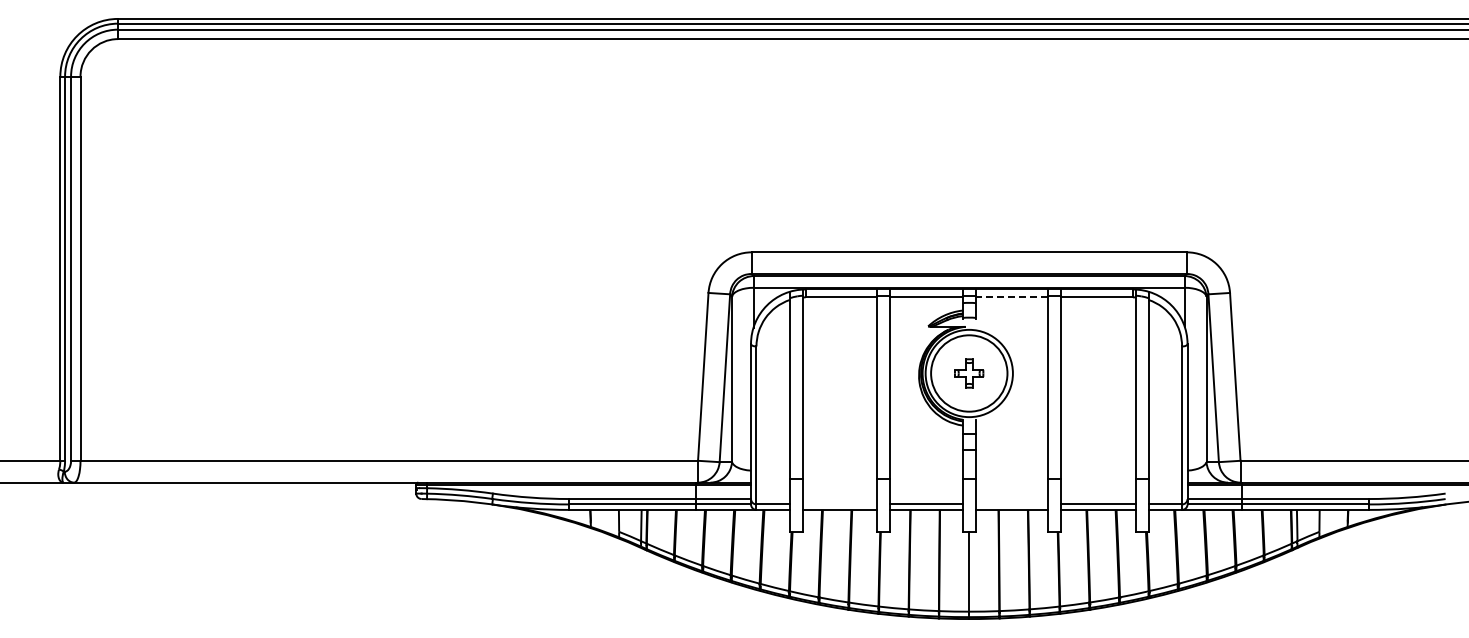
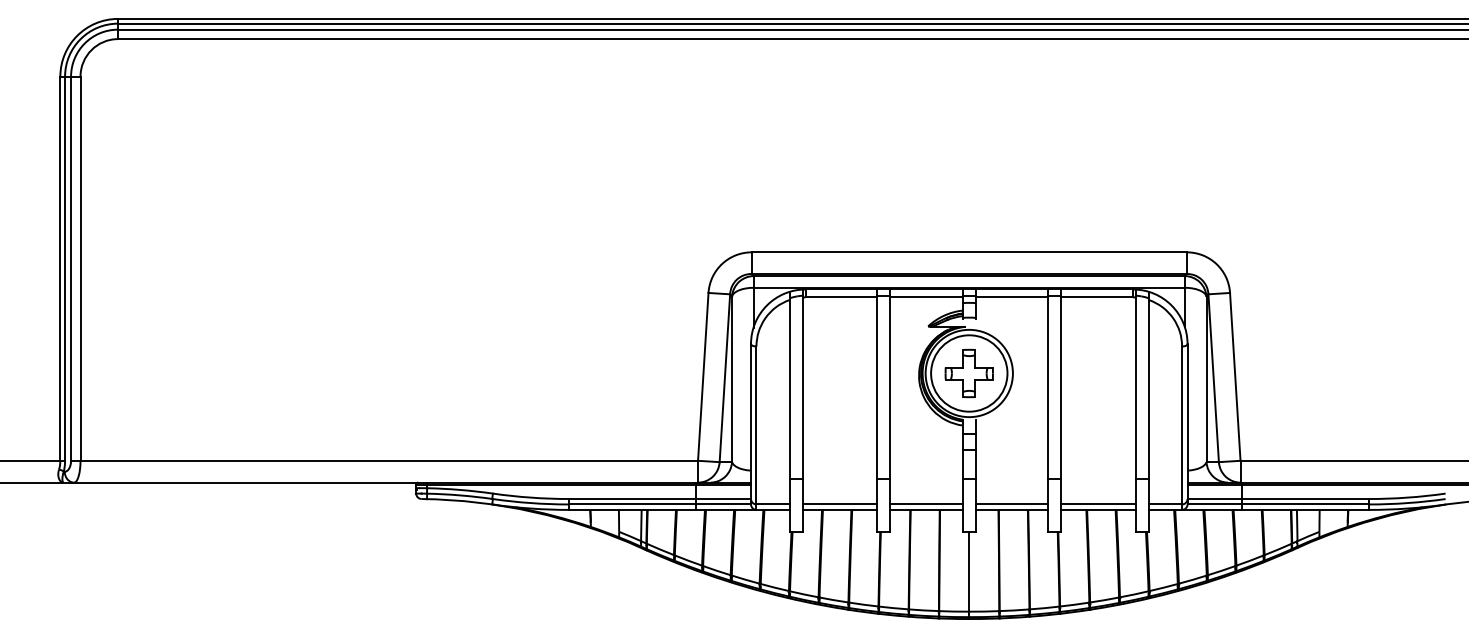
line: dashed -> solid (1011, 297)
part size: 31x31 px -> 50x51 px (968, 373)
line: none -> present (840, 504)
line: none -> present (1011, 504)
